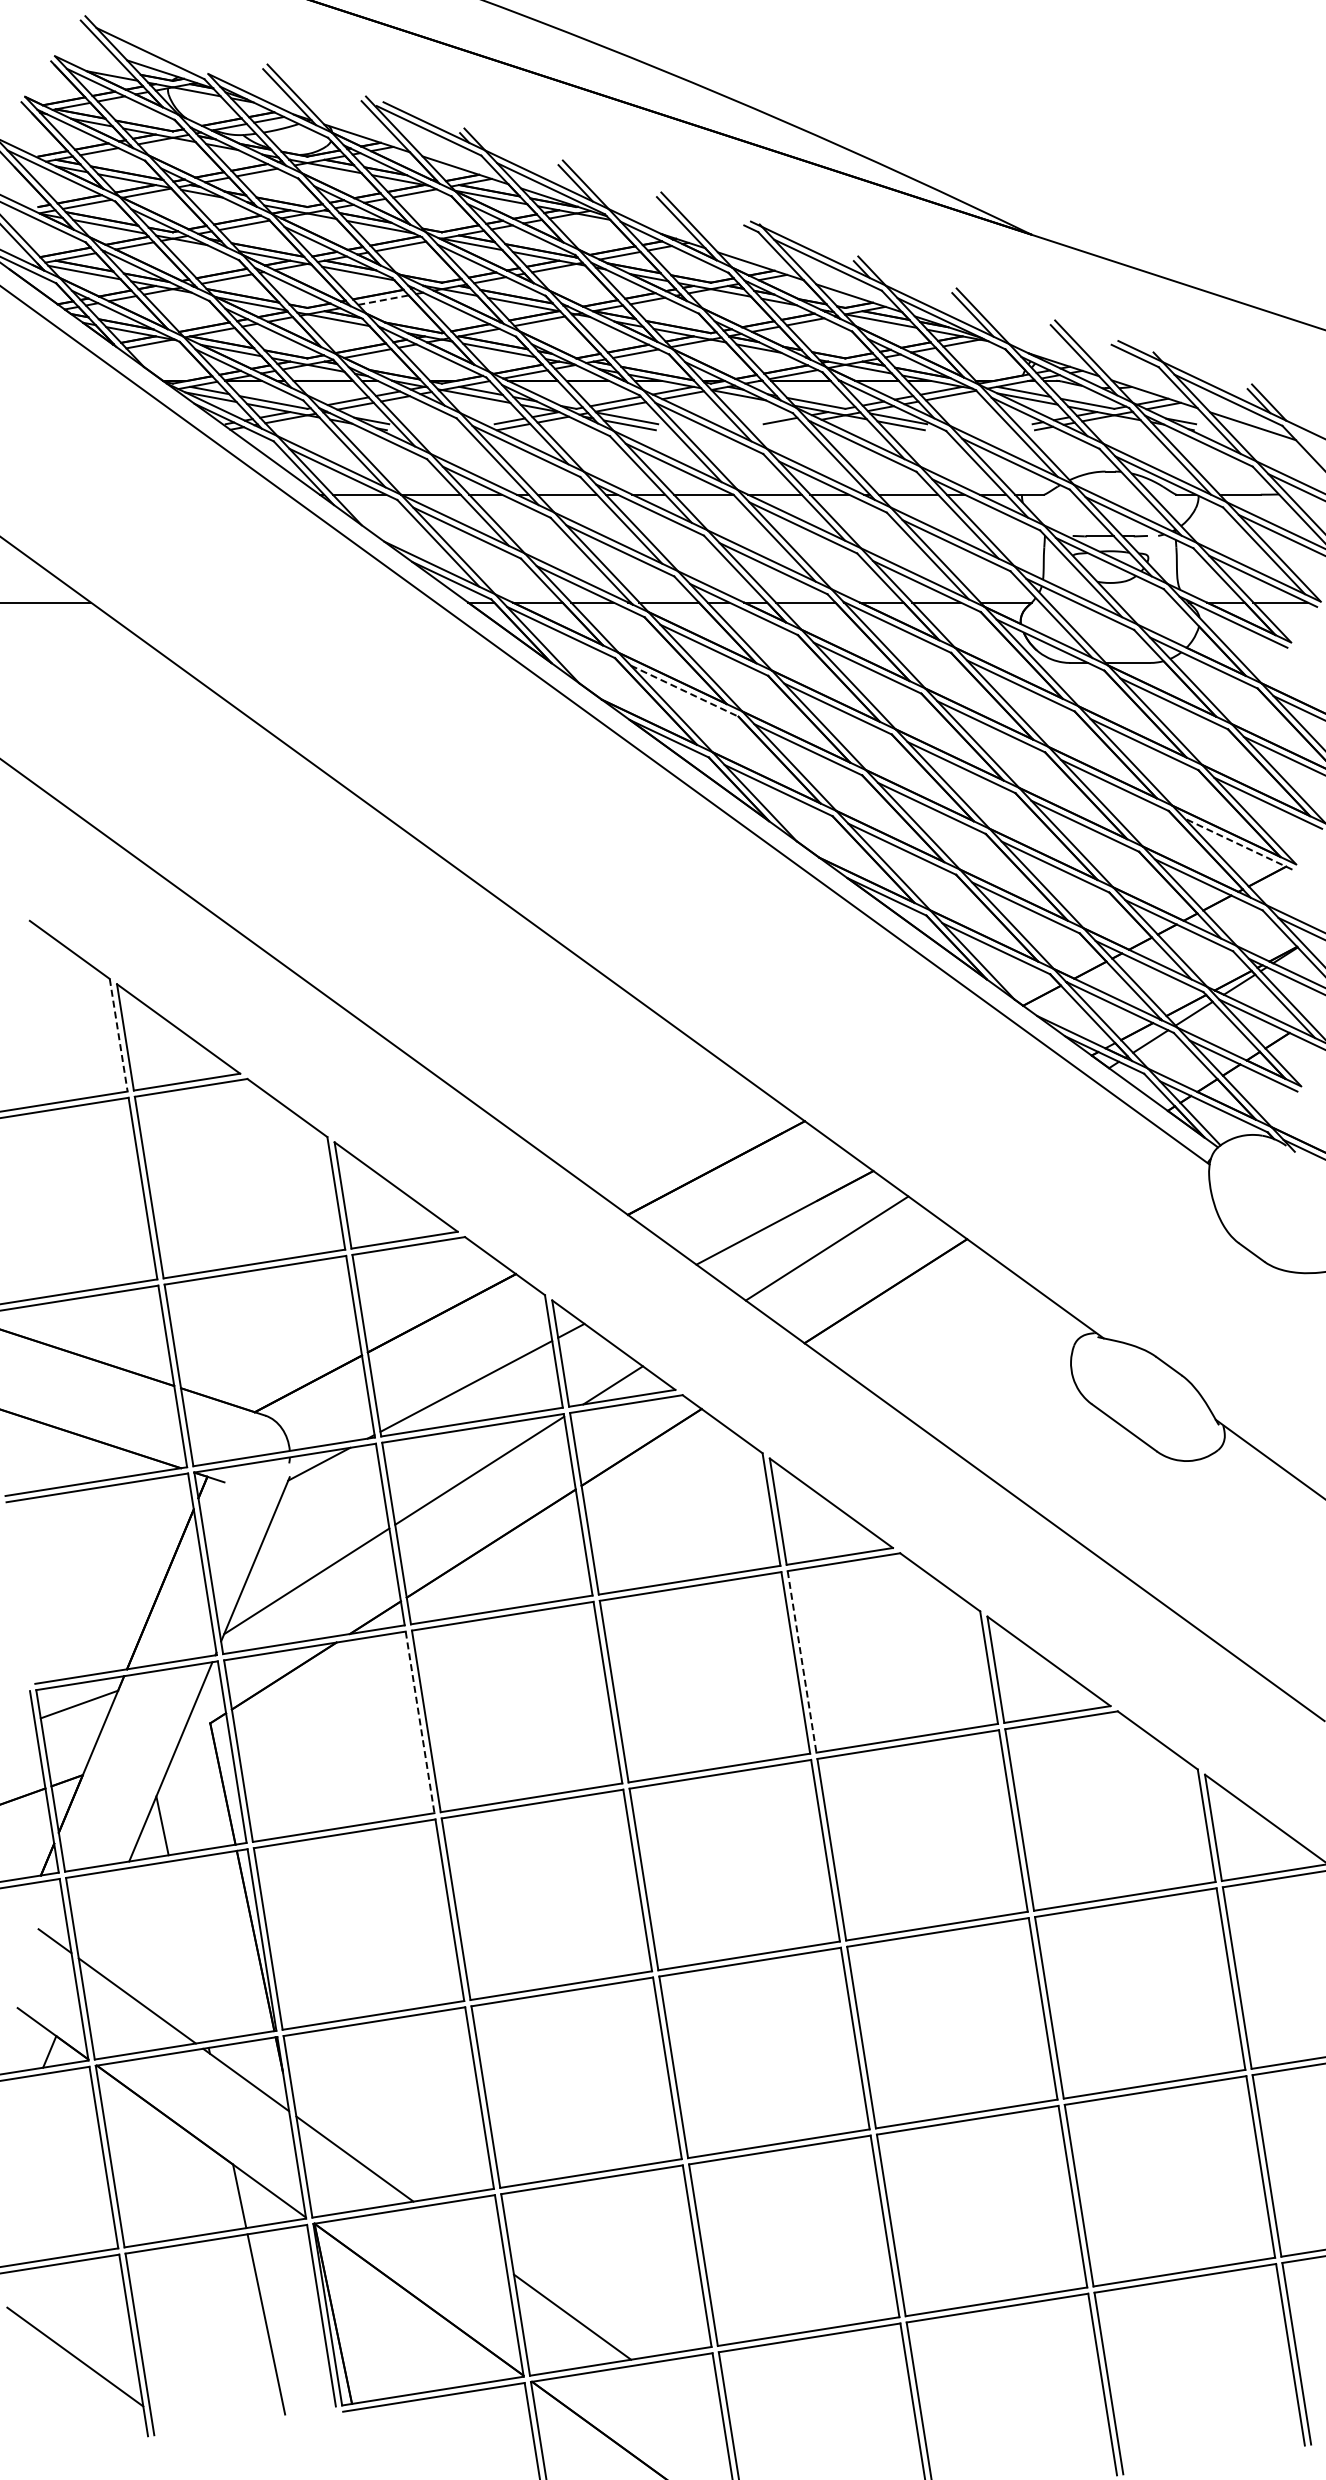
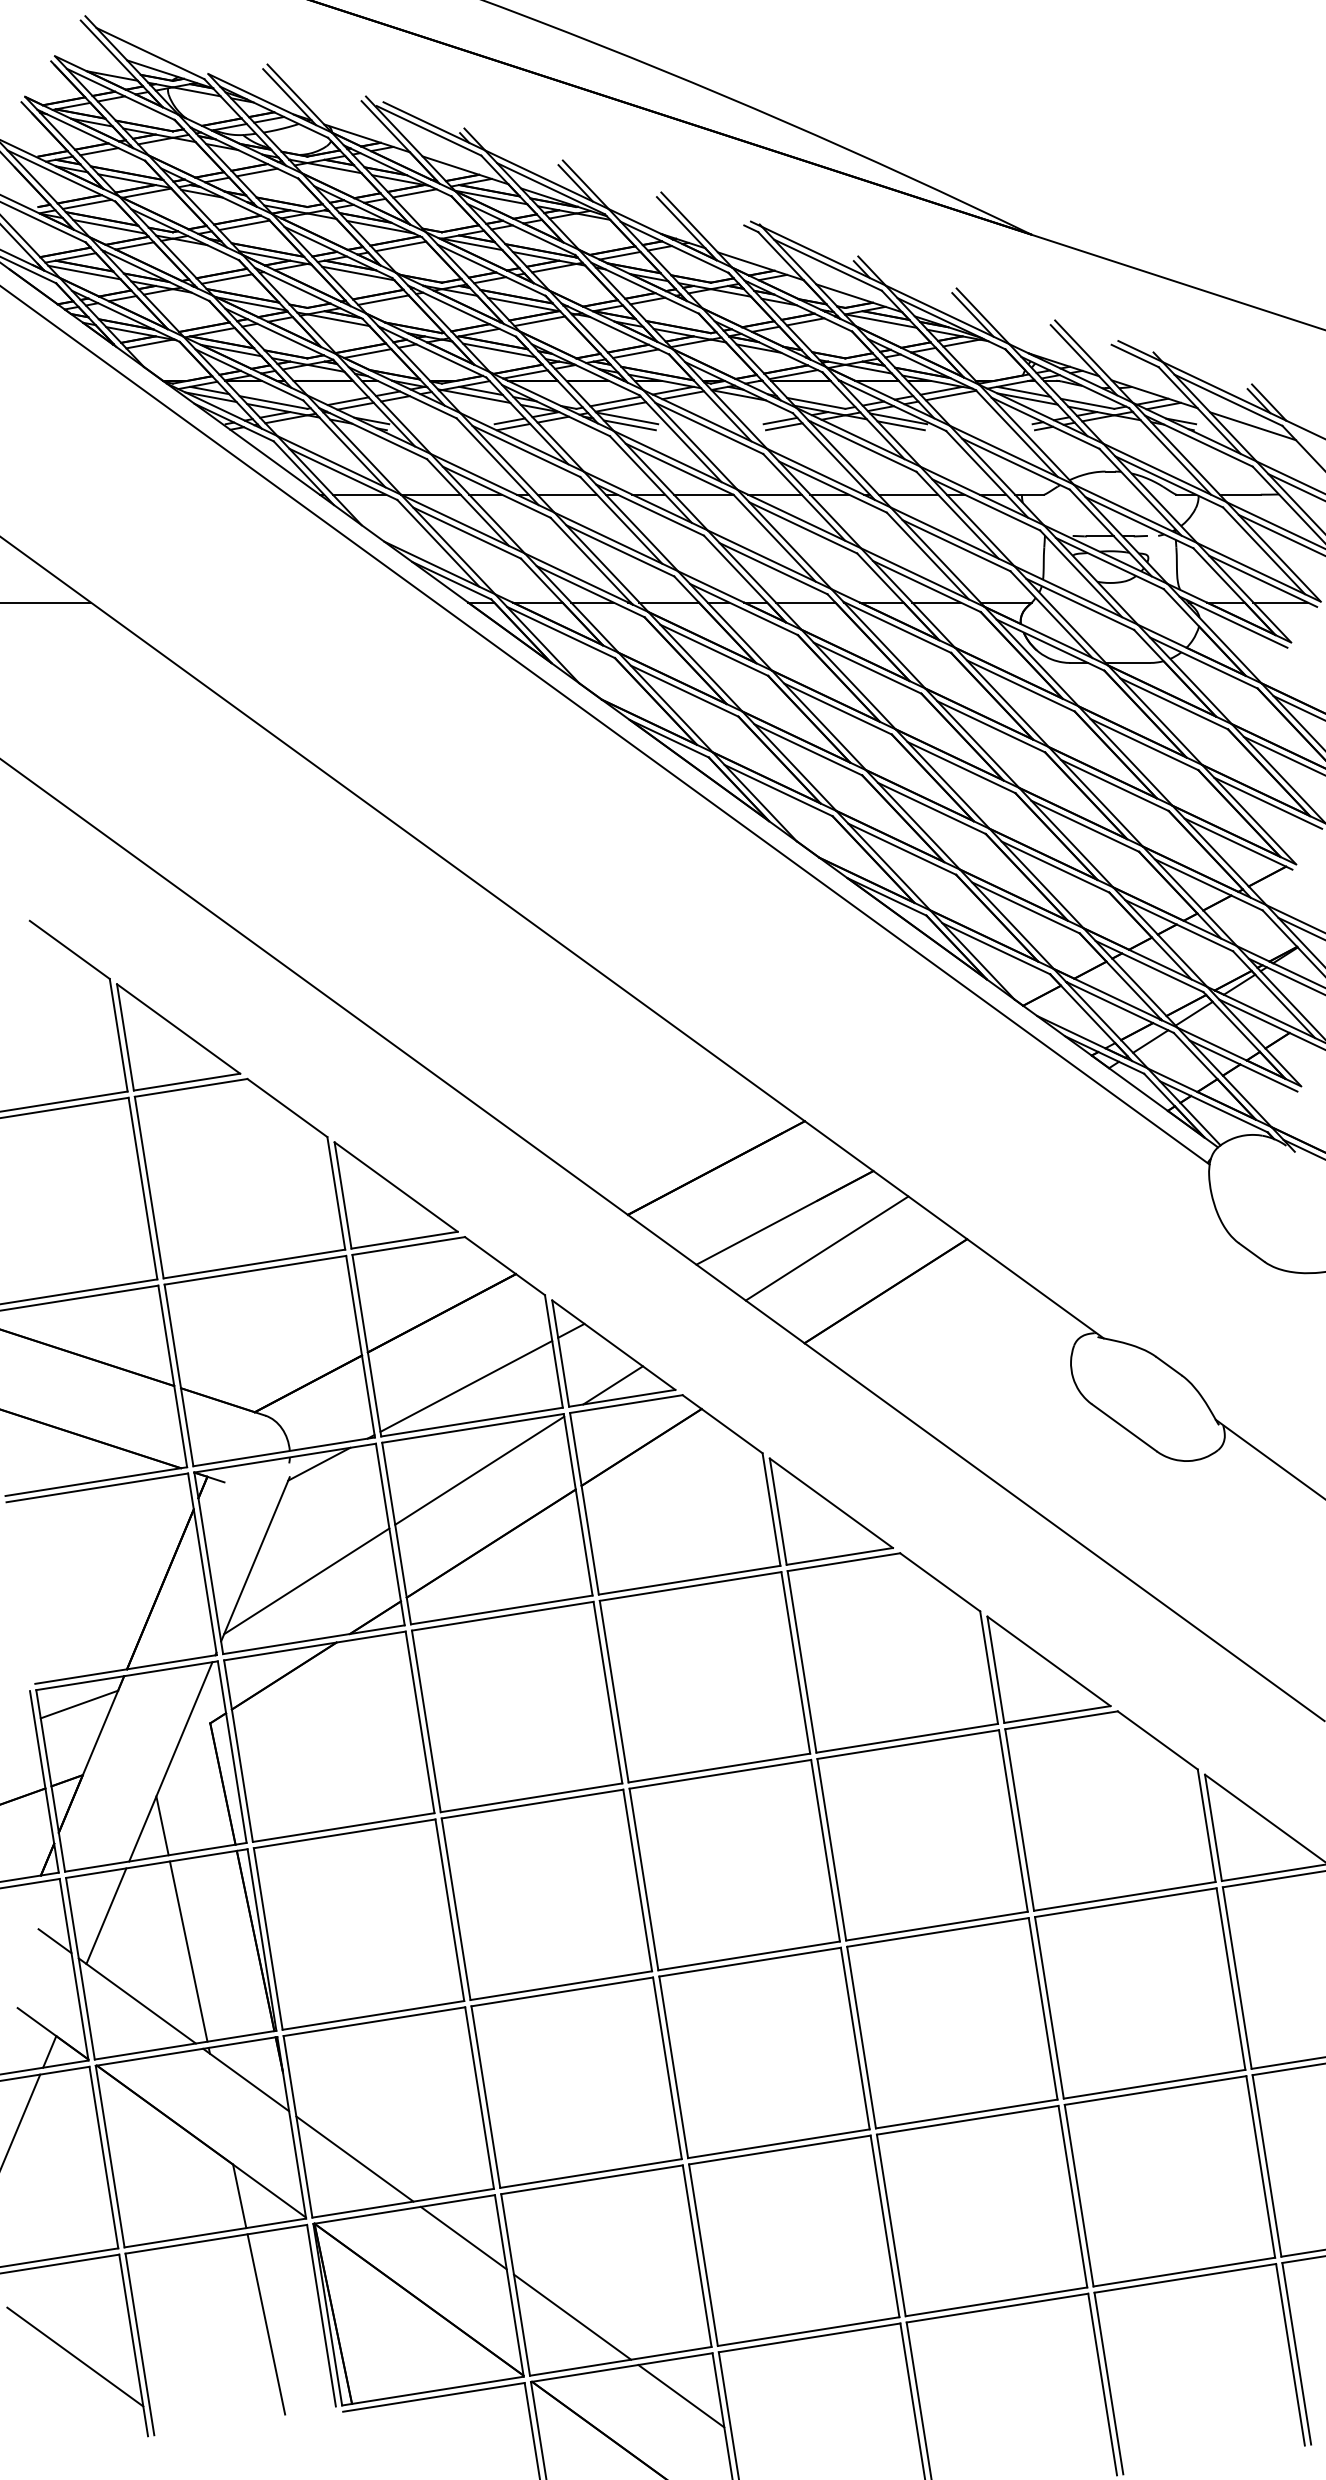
line: dashed -> solid (383, 300)
line: none -> present (784, 426)
line: dashed -> solid (684, 691)
line: dashed -> solid (1238, 844)
line: dashed -> solid (118, 1035)
line: dashed -> solid (802, 1661)
line: dashed -> solid (420, 1722)
line: none -> present (106, 1915)
line: none -> present (188, 1951)
line: none -> present (21, 2119)
line: none -> present (463, 2237)
line: none -> present (681, 2395)
